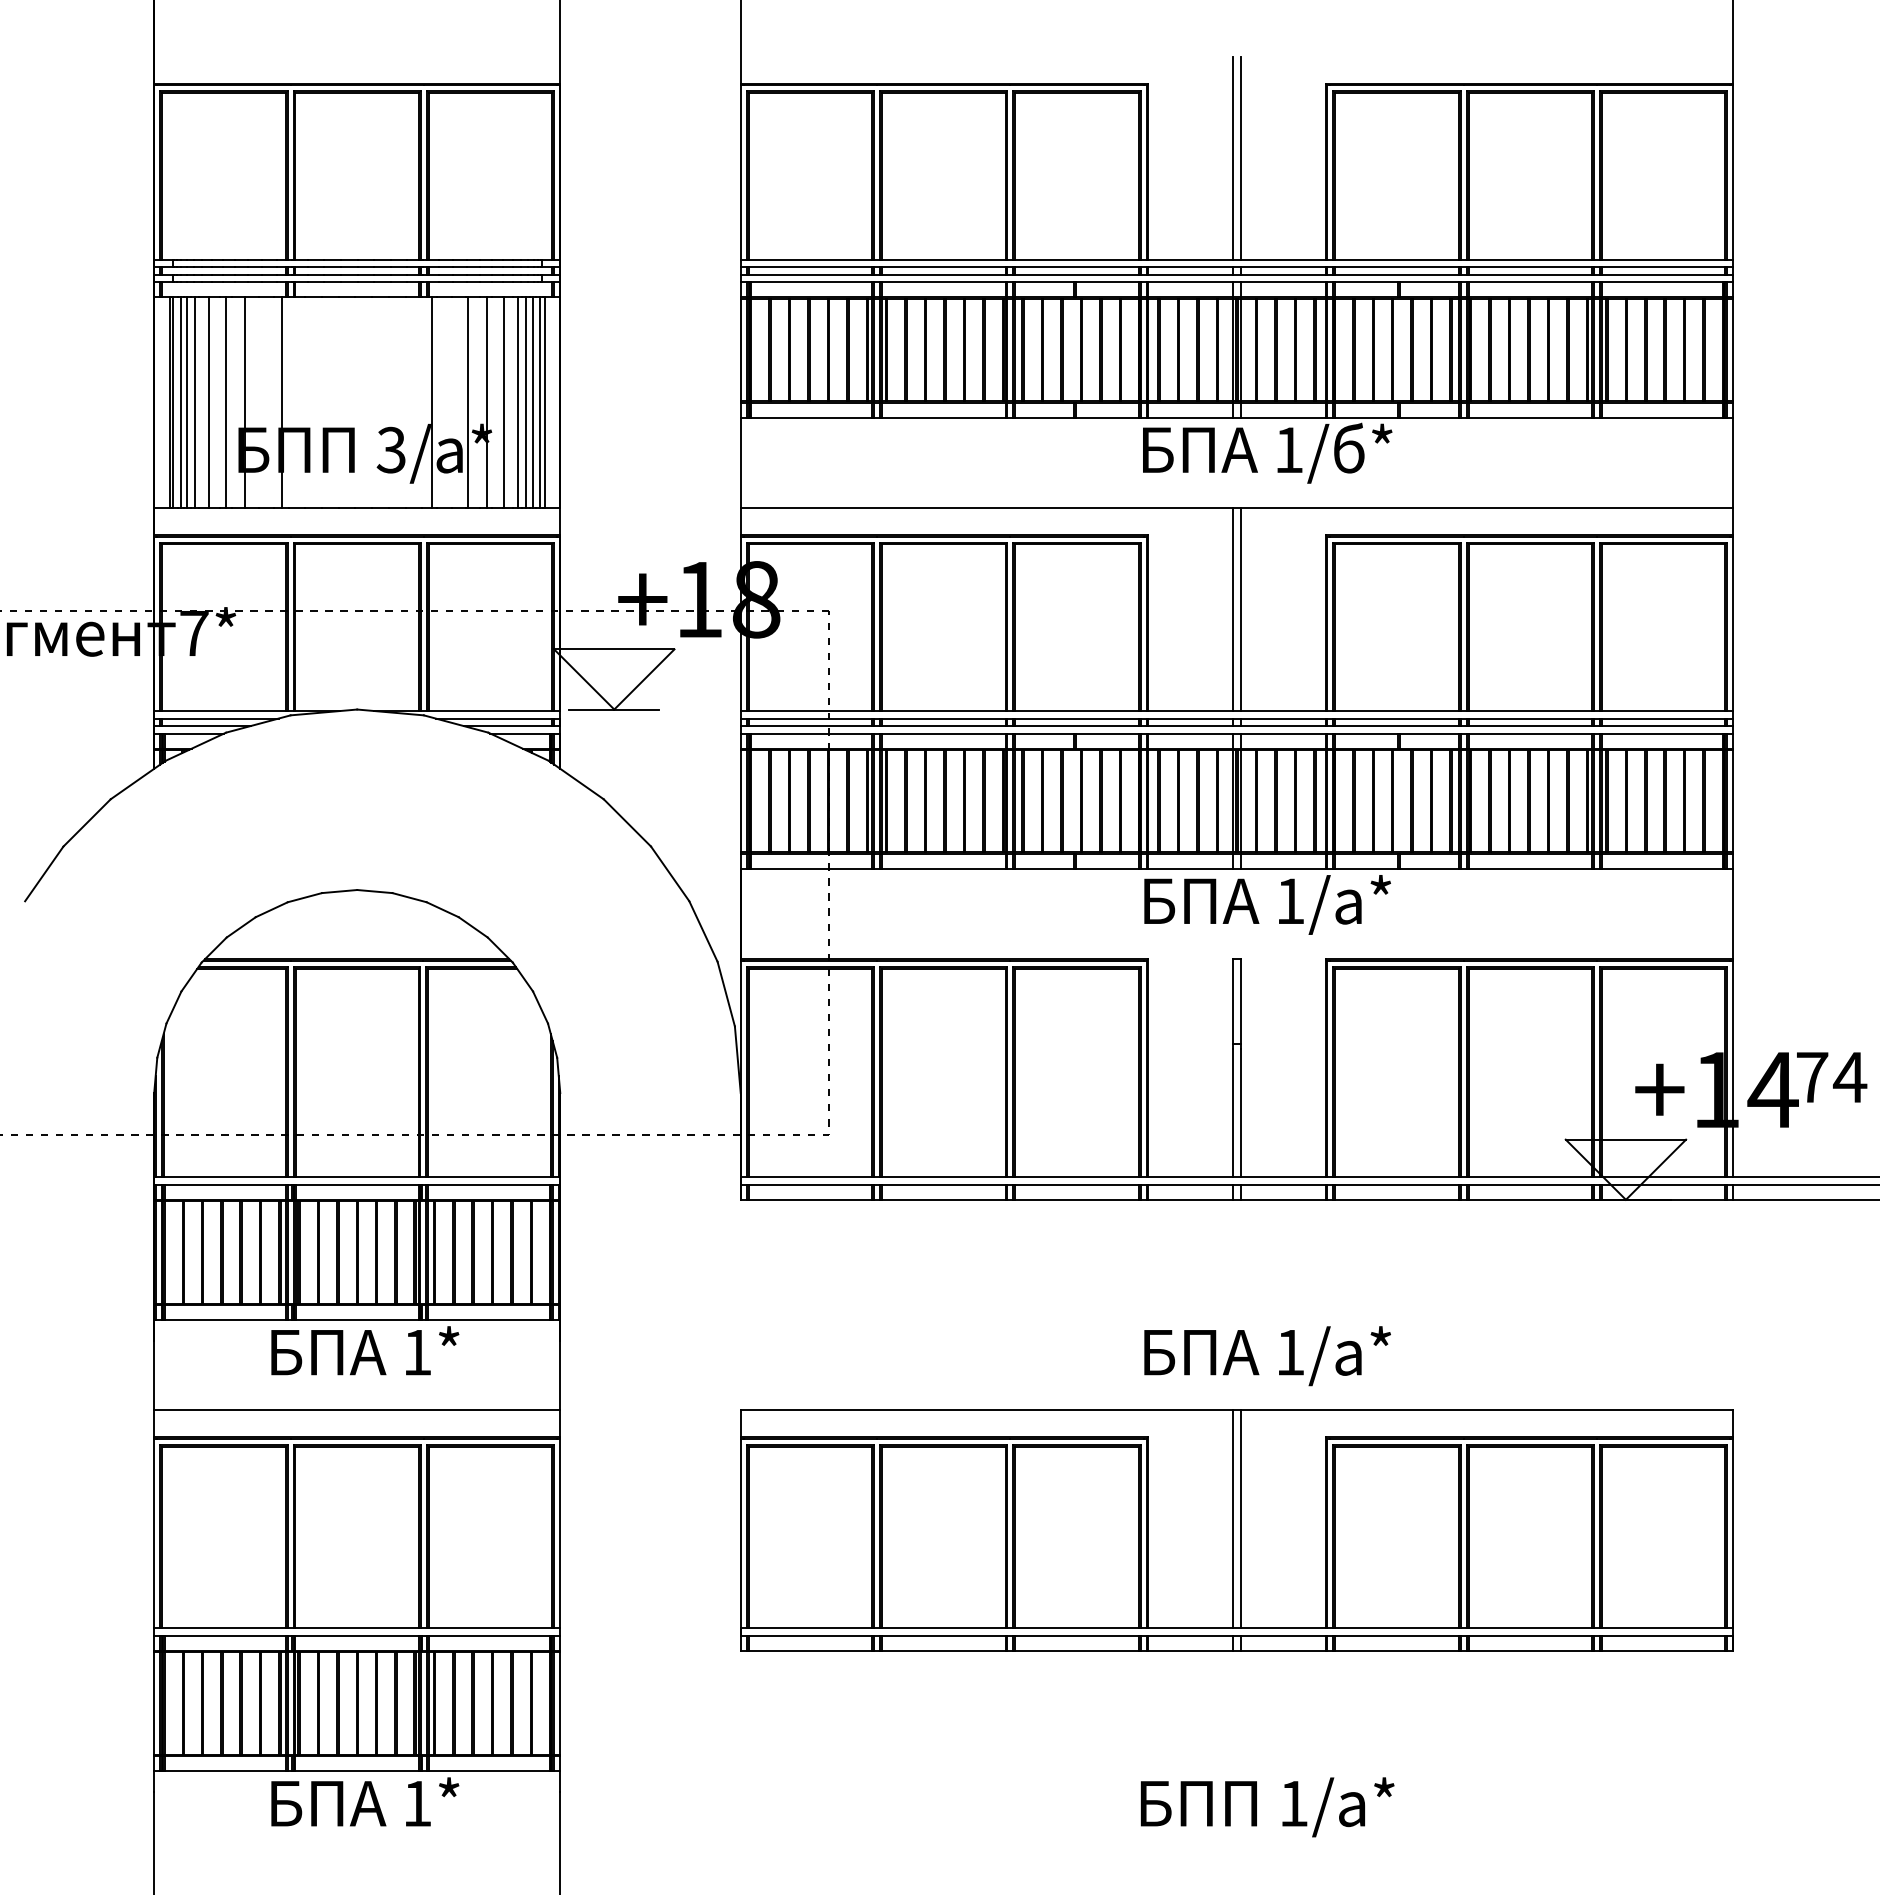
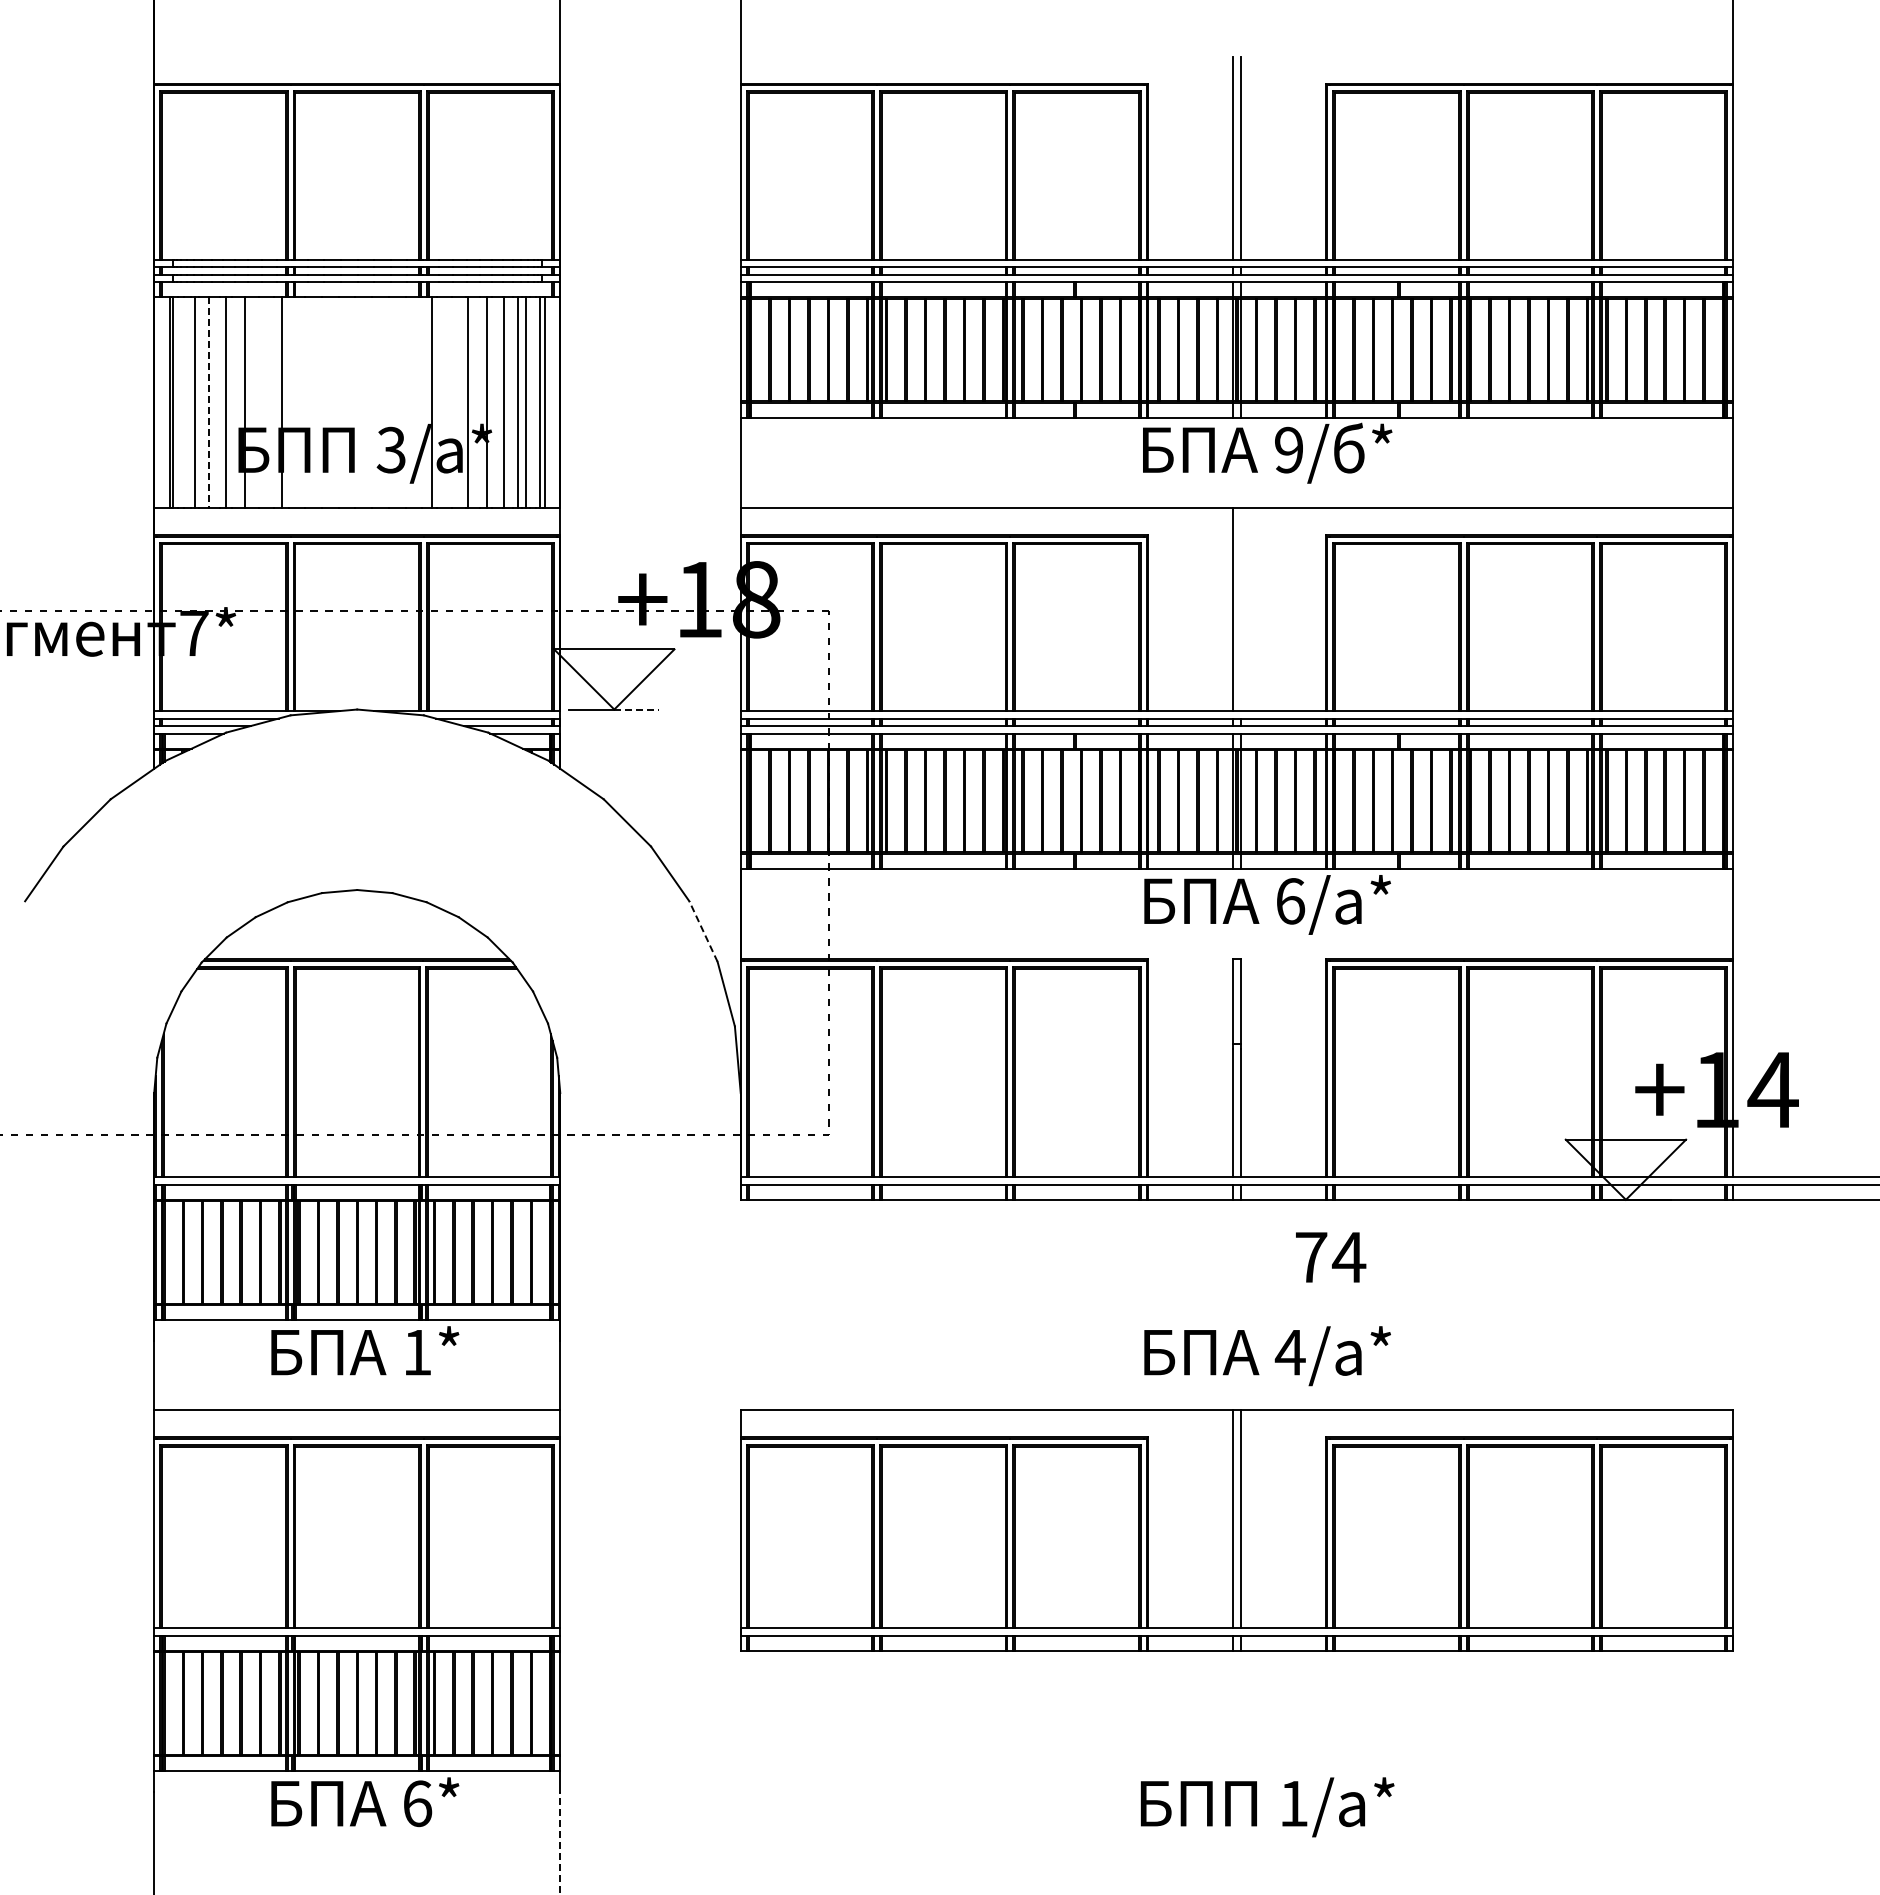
line: present -> none (180, 402)
line: present -> none (187, 402)
line: present -> none (532, 402)
line: solid -> dashed (208, 403)
text: 1/ -> 9/ (1288, 449)
line: present -> none (1240, 609)
line: solid -> dashed (636, 709)
text: 1/ -> 6/ (1291, 901)
line: solid -> dashed (703, 931)
text position: (1832, 1077) -> (1331, 1257) (1331, 1257)
text: 1/ -> 4/ (1289, 1352)
text: 1* -> 6* (418, 1803)
line: solid -> dashed (560, 1843)
